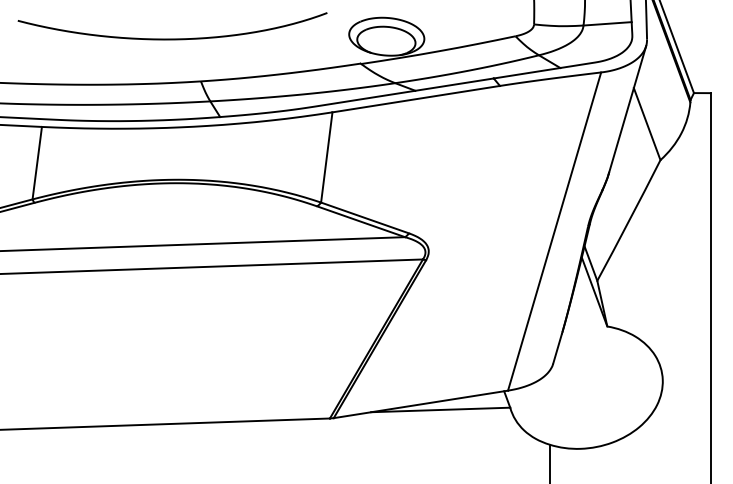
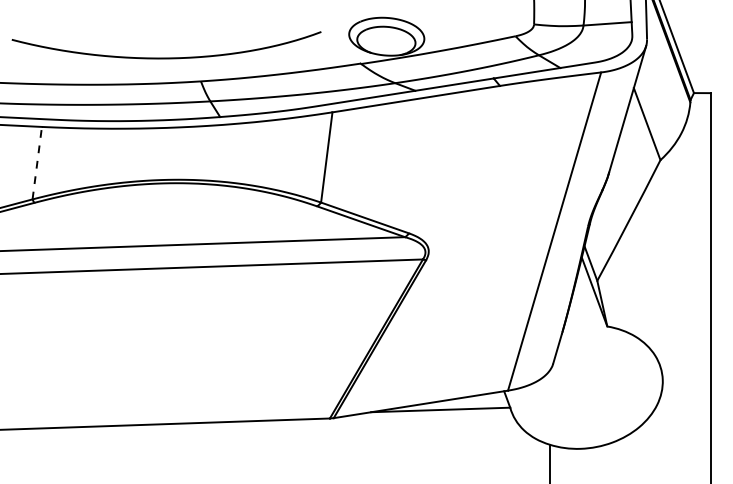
curve position: (172, 38) -> (166, 57) (166, 57)
line: solid -> dashed (37, 163)
